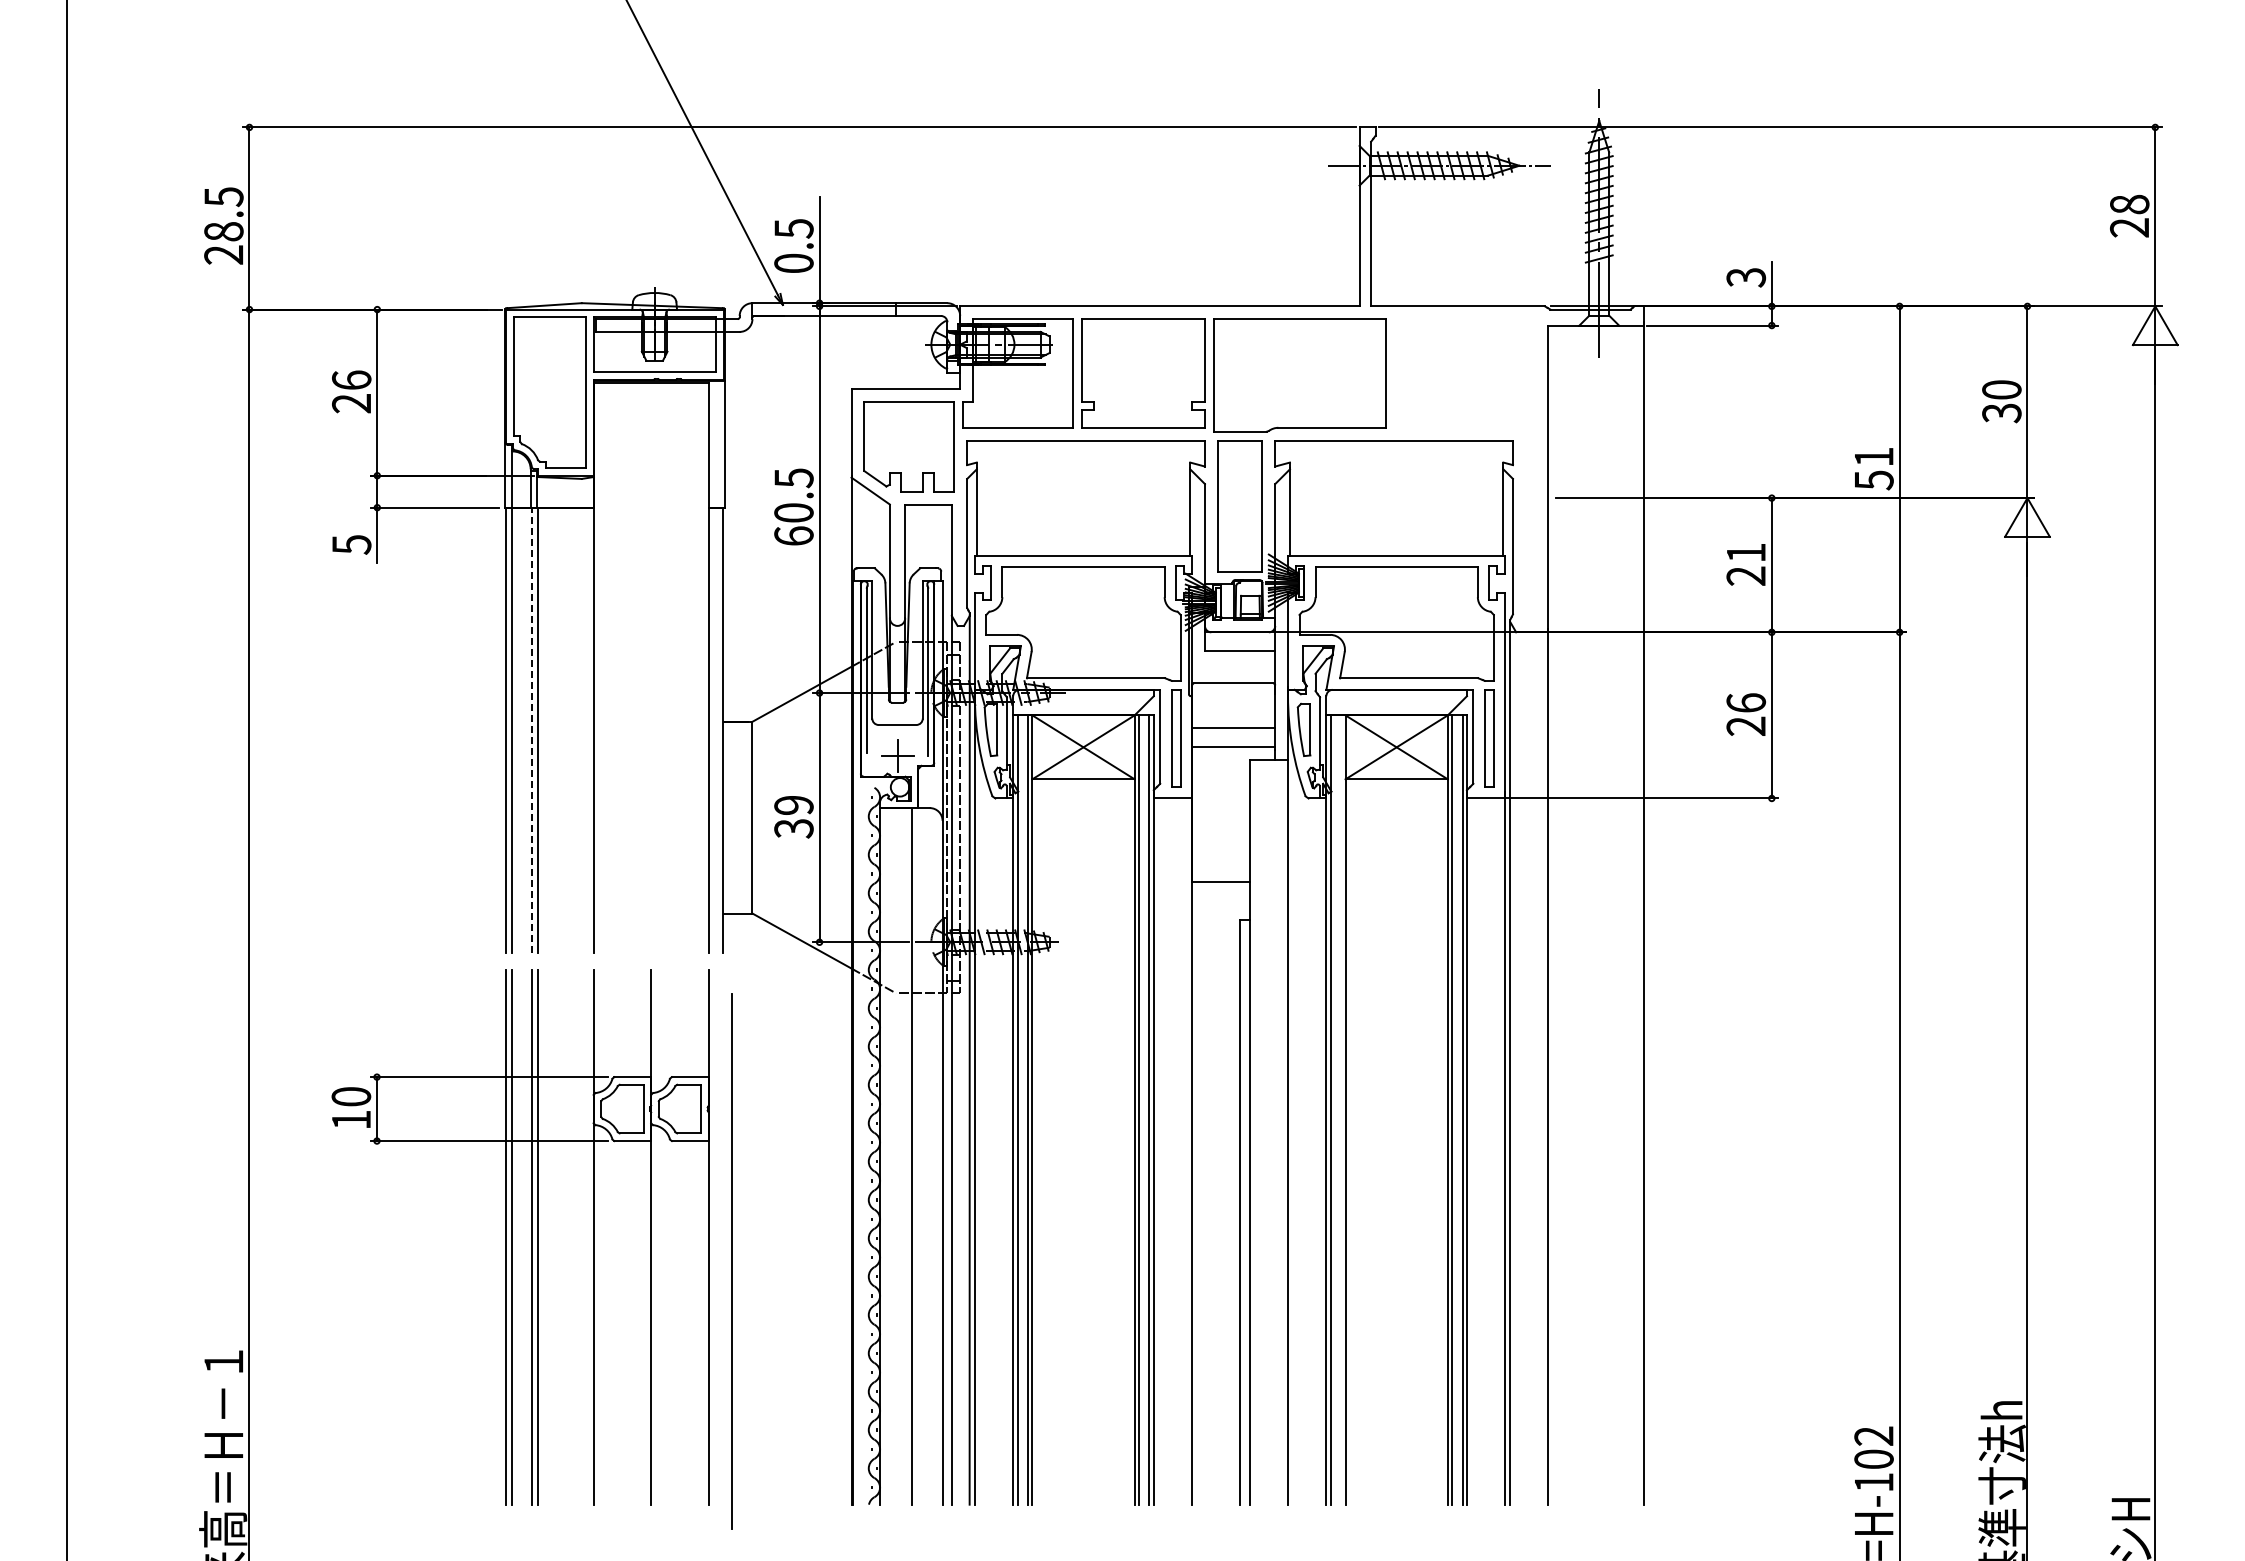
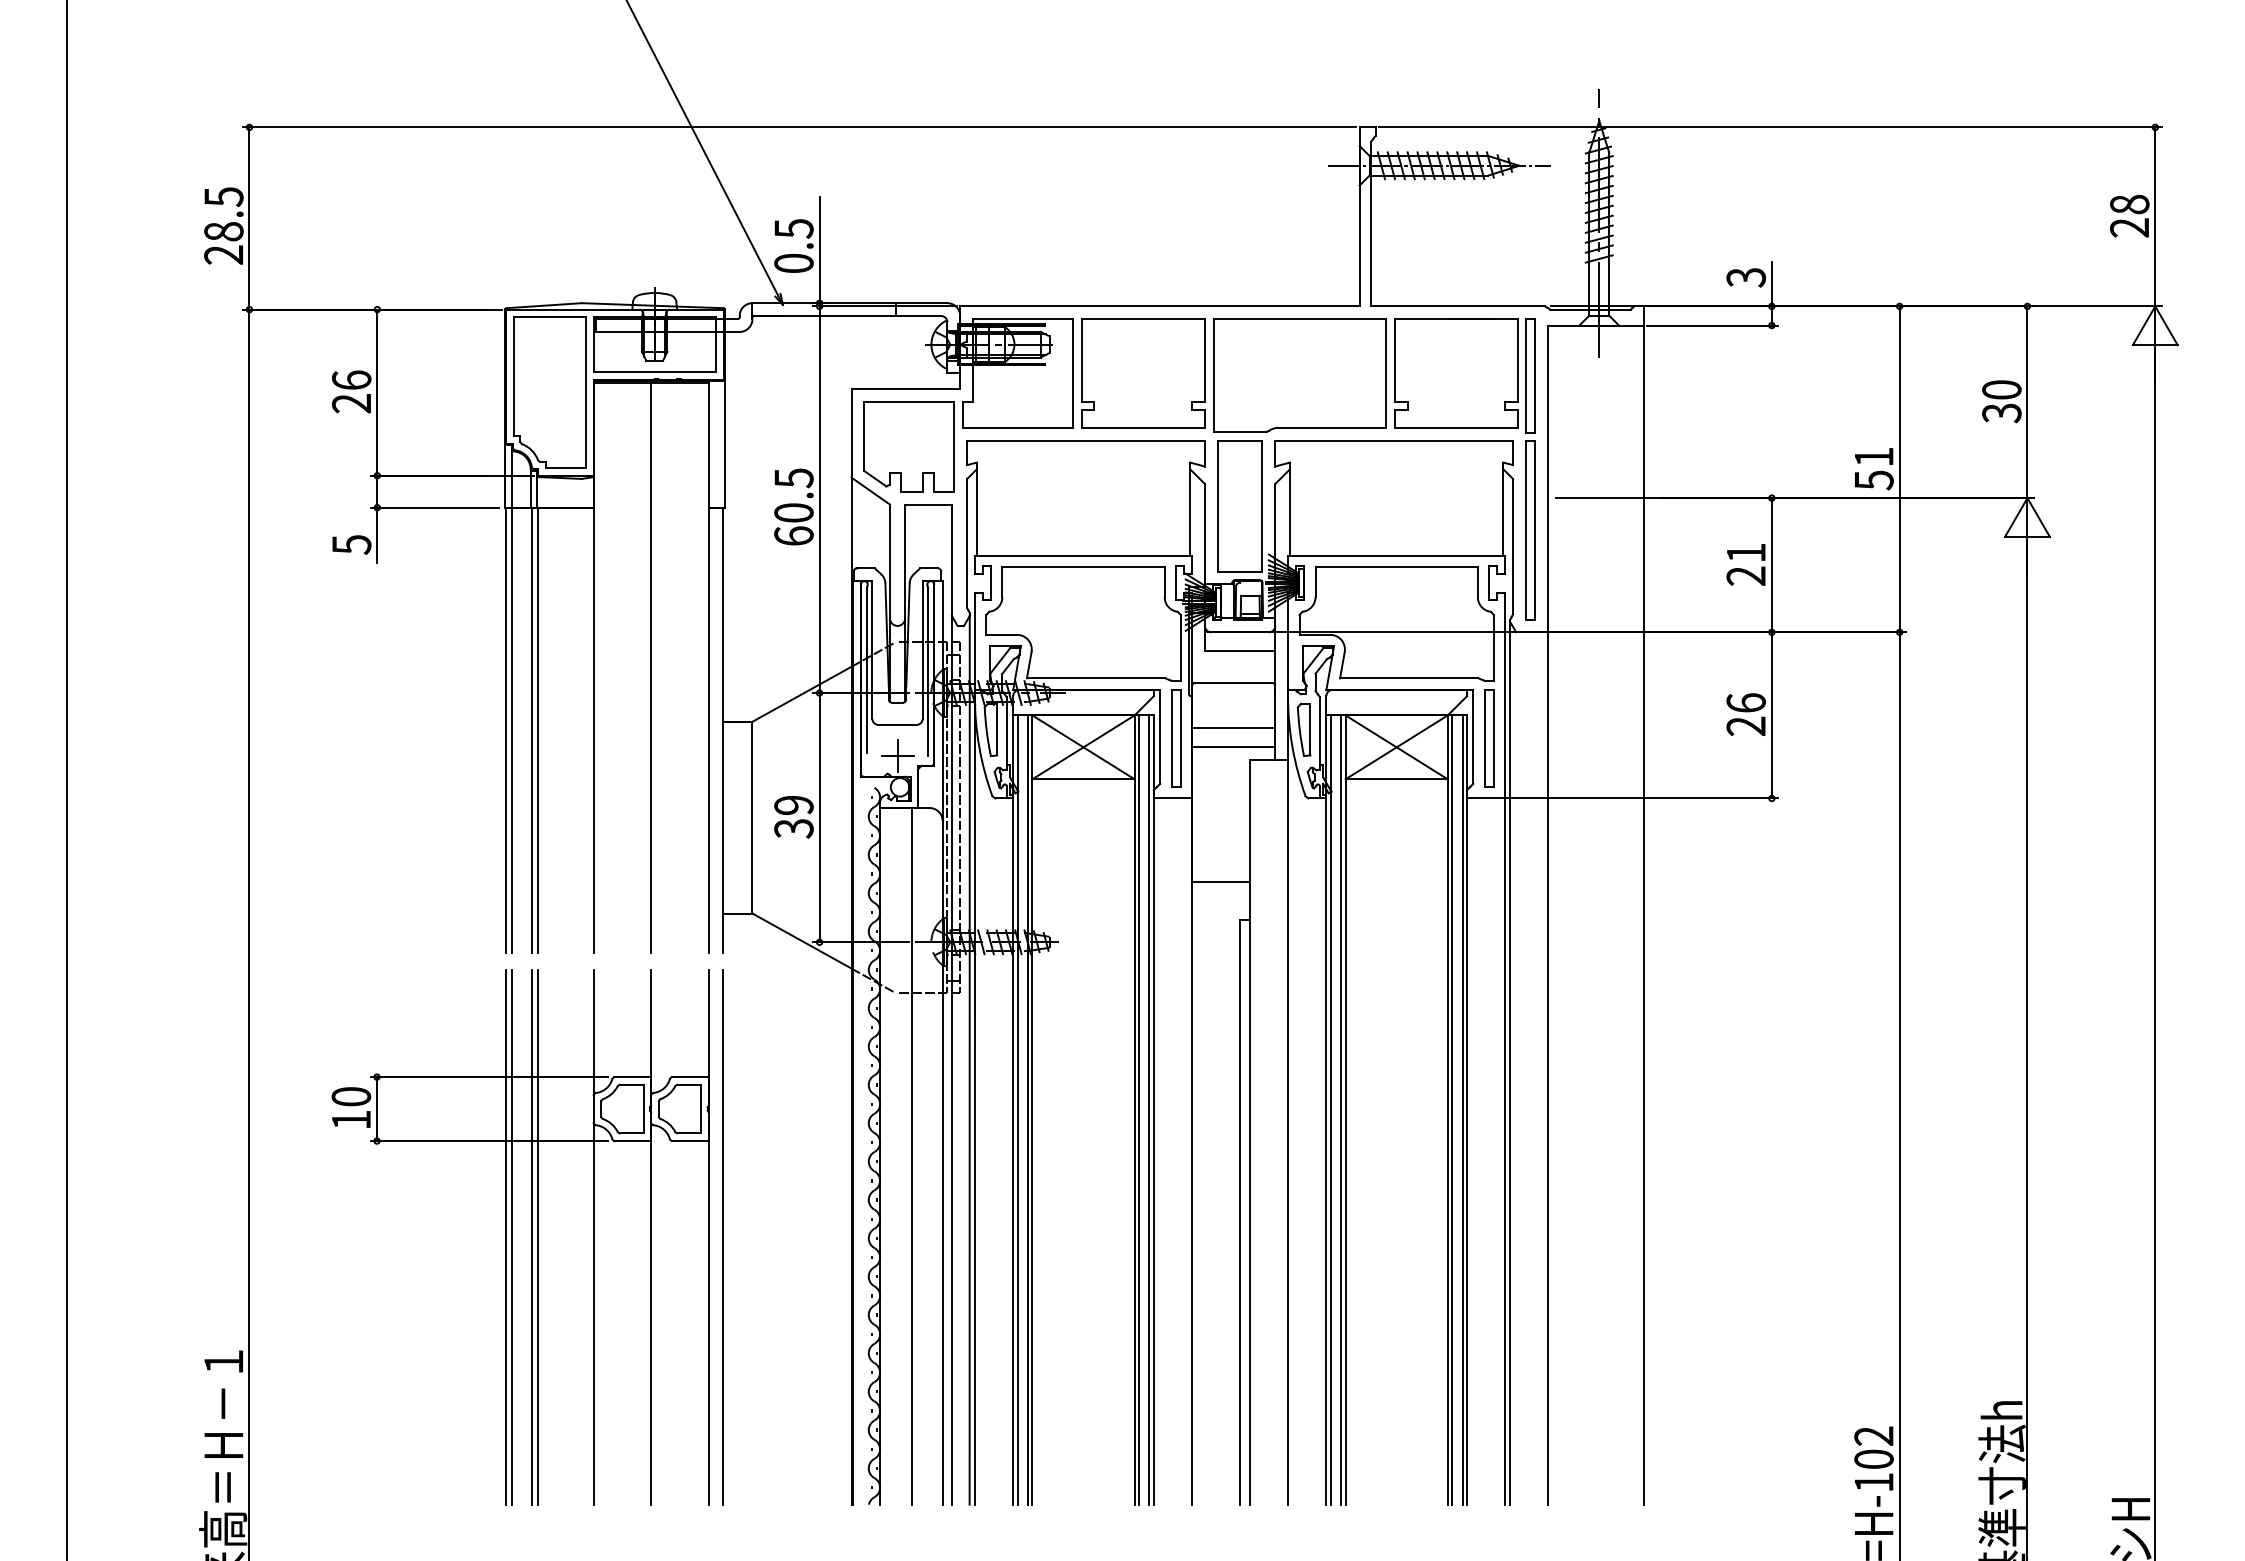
part: none -> present (1464, 428)
line: none -> present (651, 667)
line: dashed -> solid (531, 729)
line: none -> present (1341, 1109)
line position: (731, 1261) -> (722, 1237) (722, 1237)
